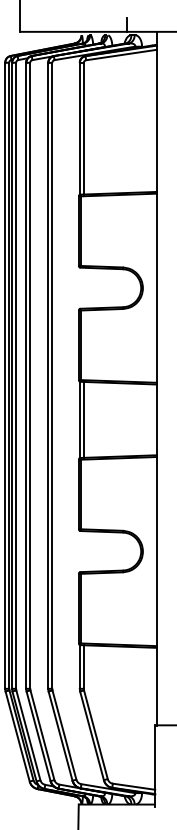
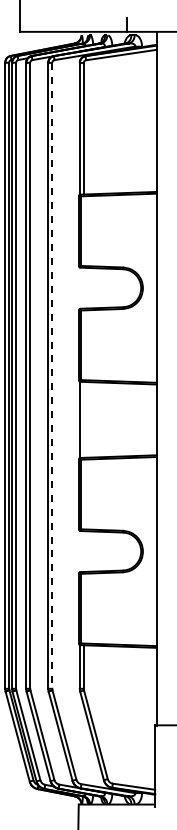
line: solid -> dashed (52, 375)
line: present -> none (83, 419)
